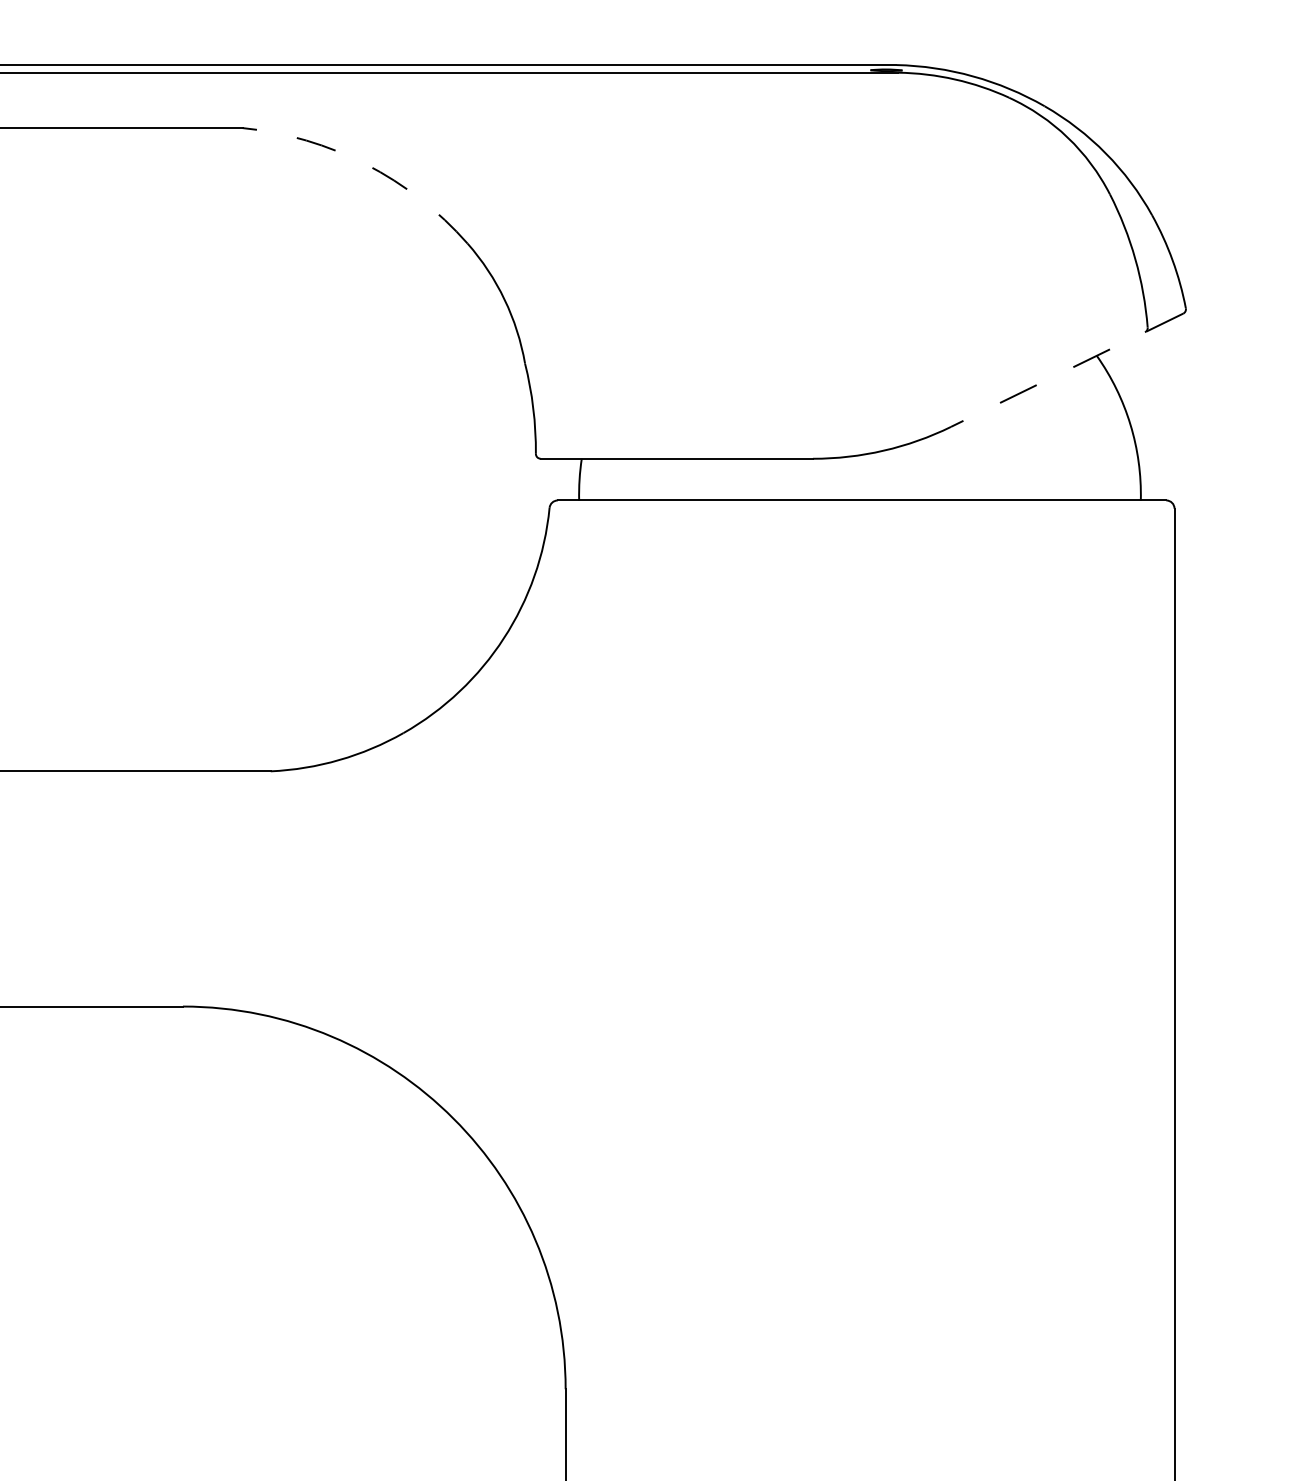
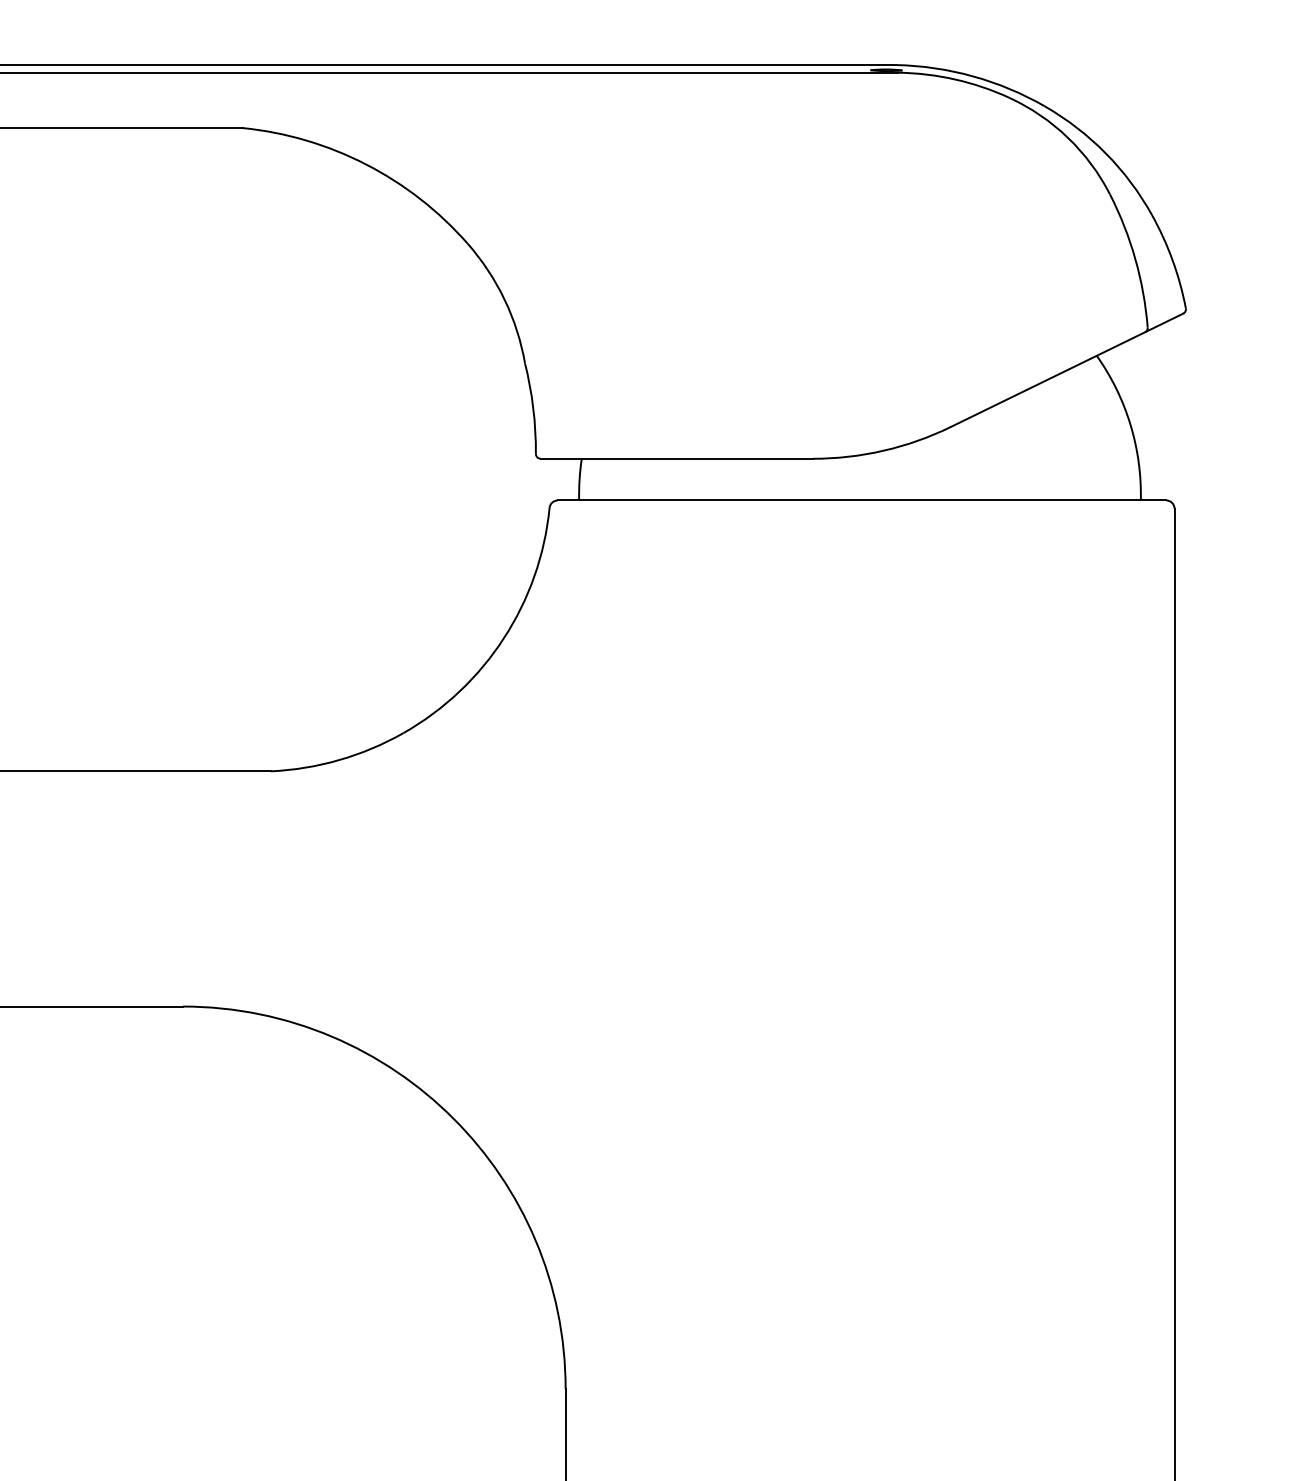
arc: dashed -> solid (366, 164)
line: dashed -> solid (1066, 370)
